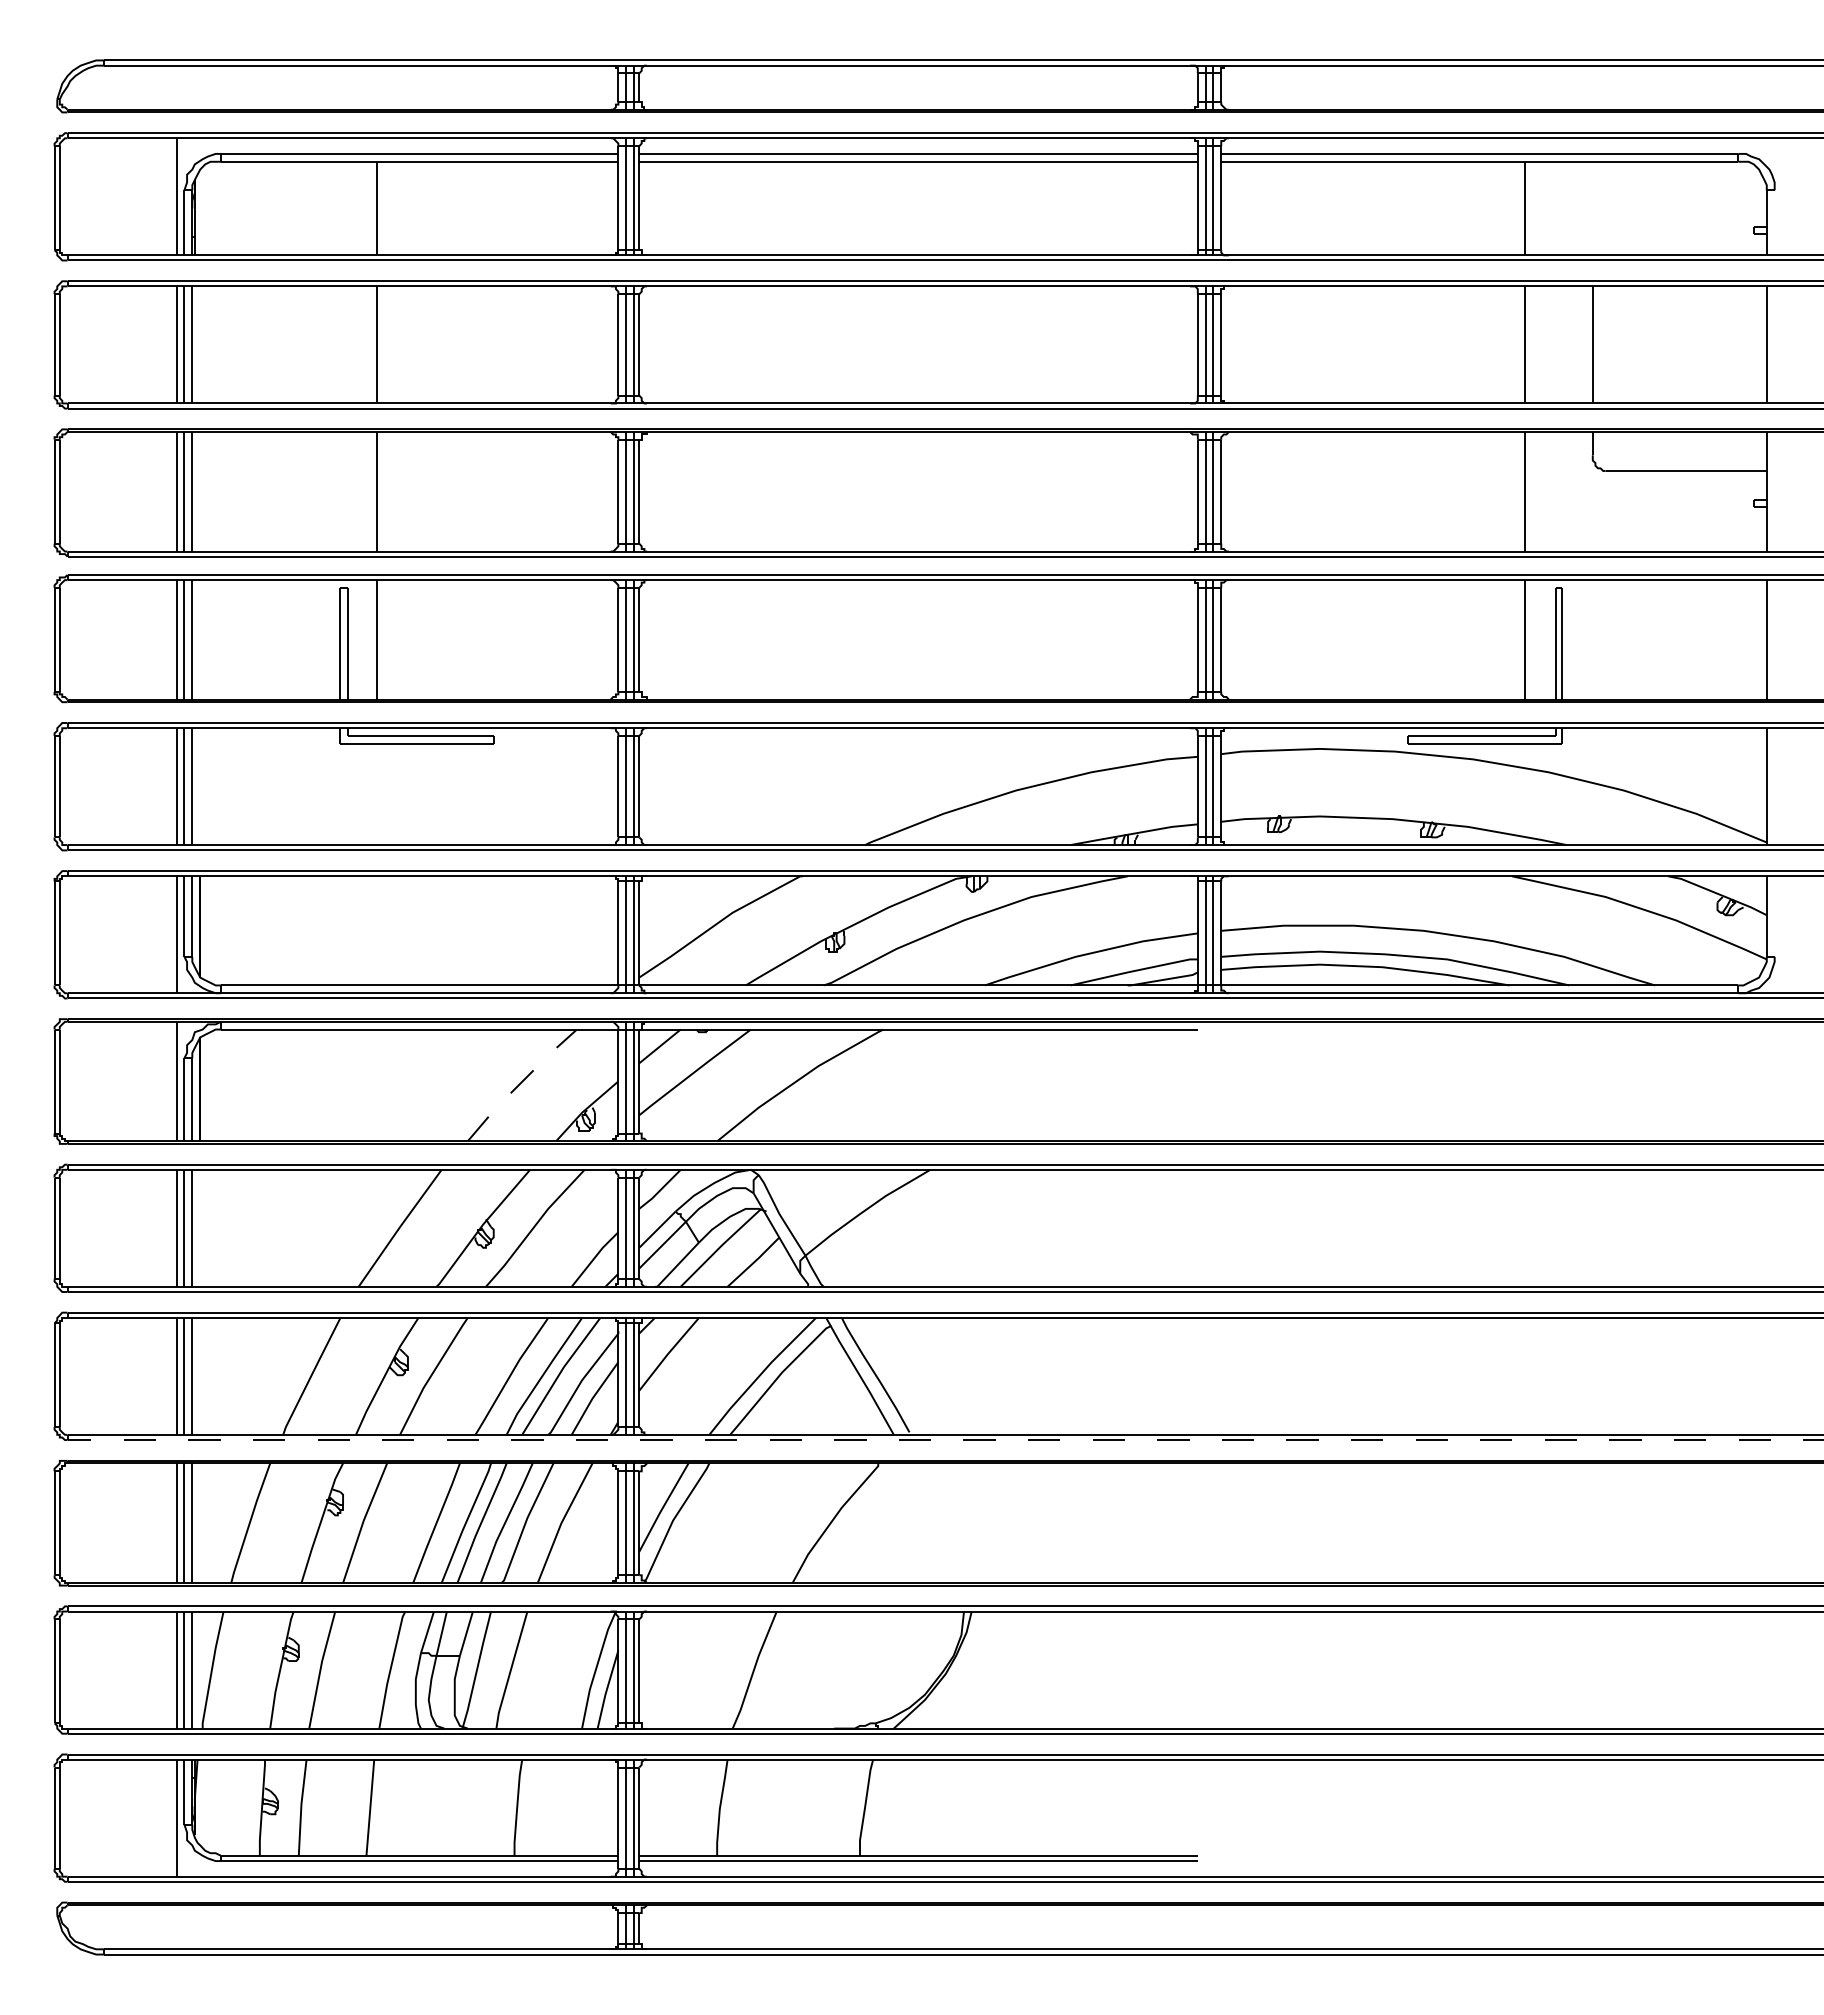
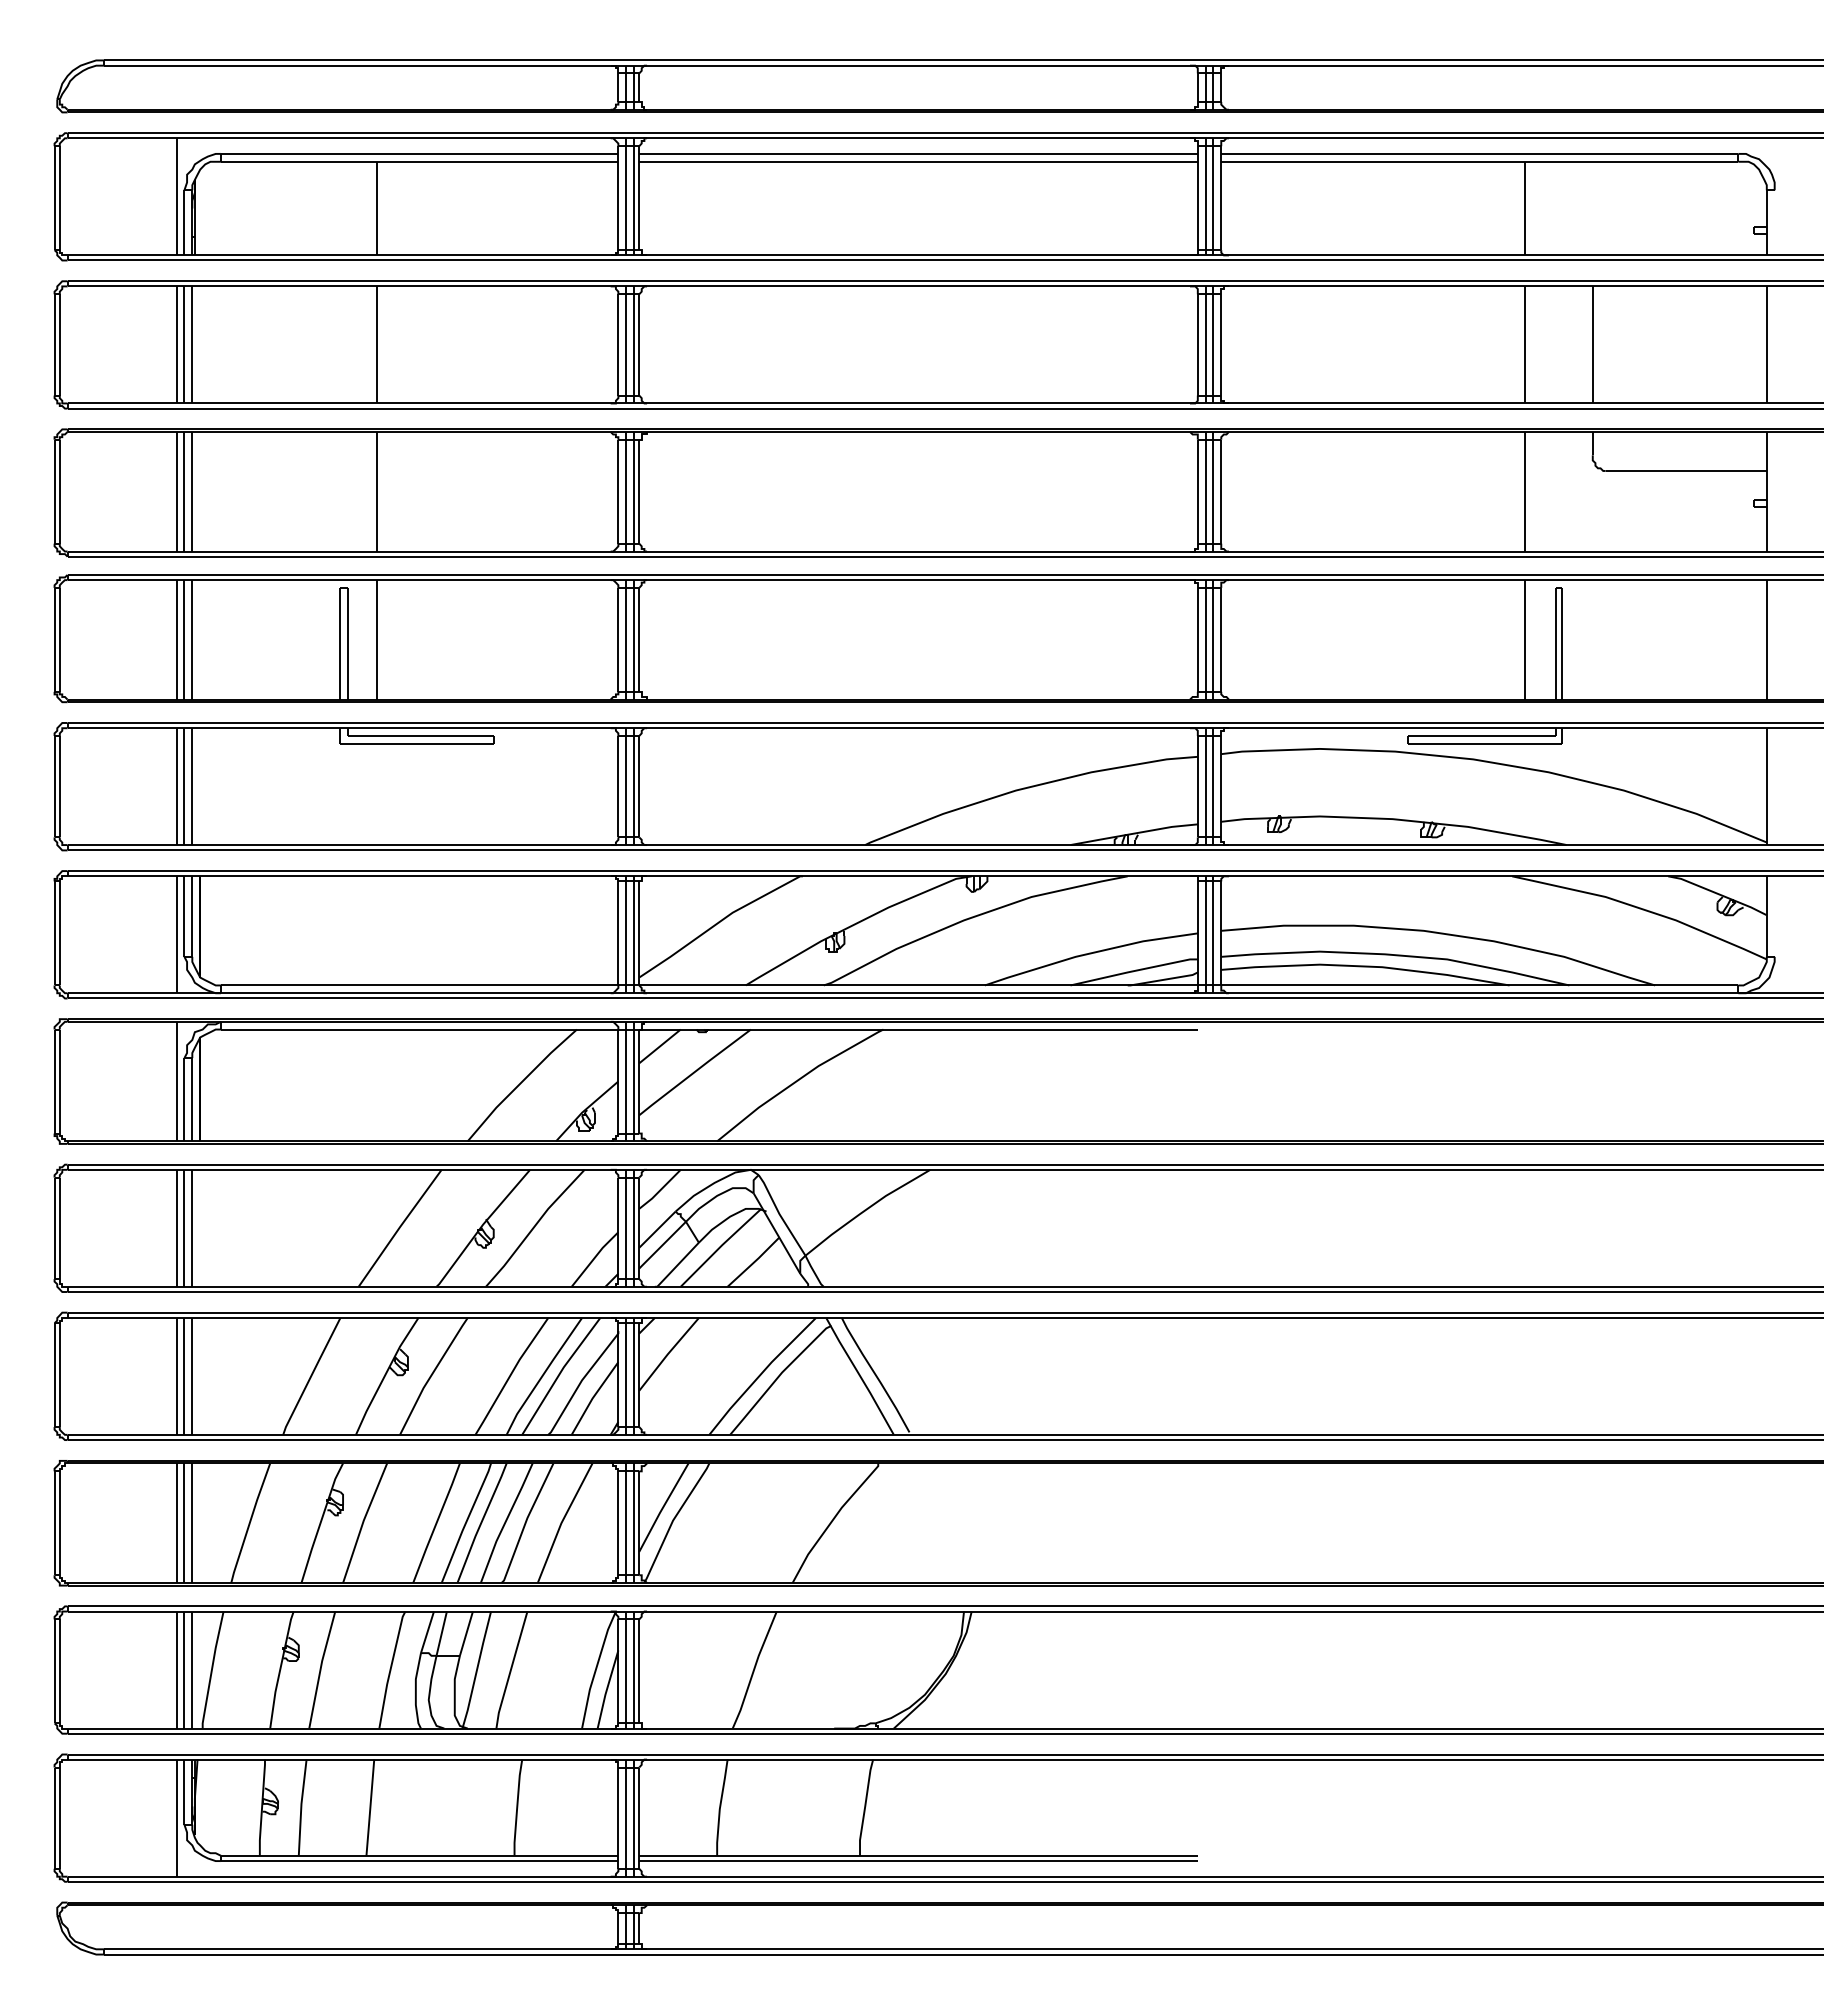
line: dashed -> solid (520, 1083)
line: dashed -> solid (945, 1440)
